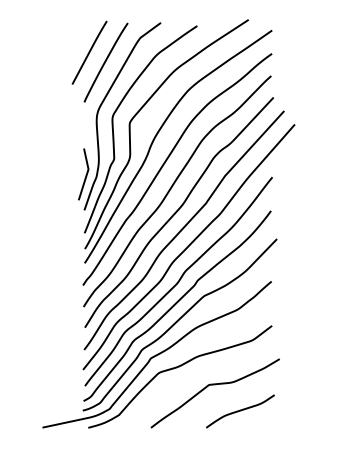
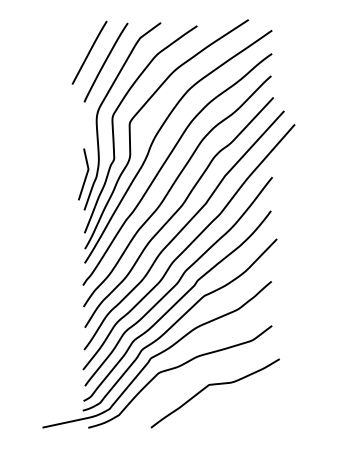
curve: present -> none (240, 411)
